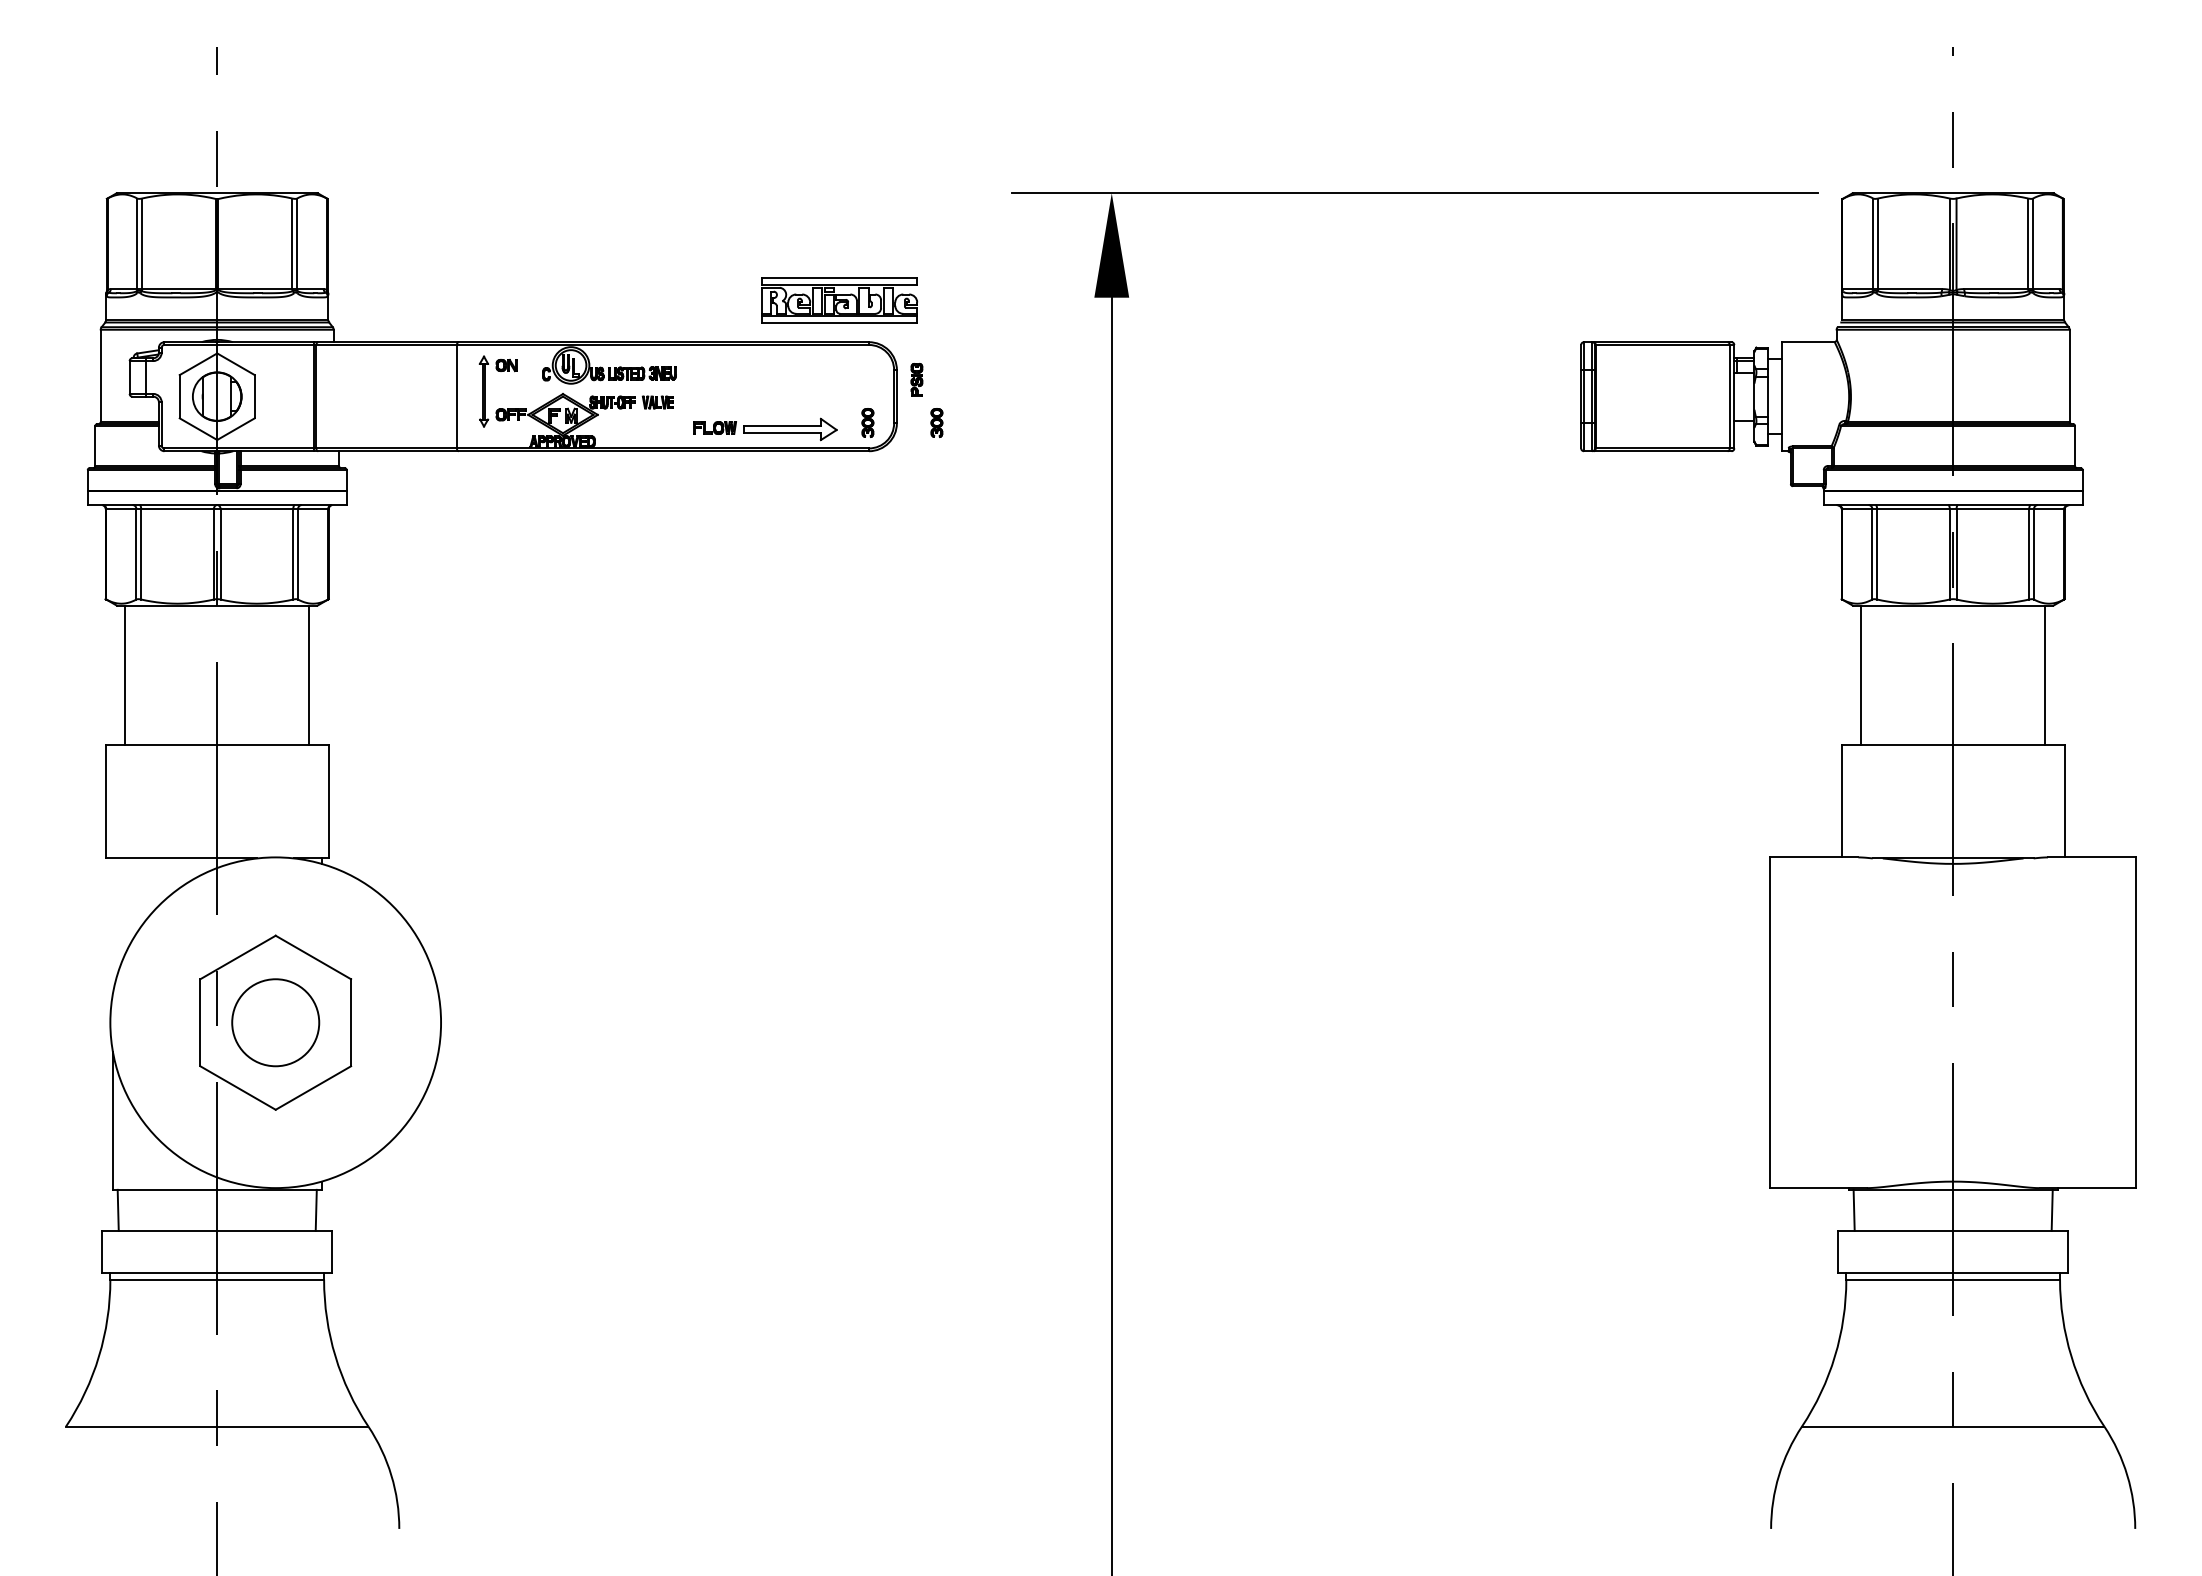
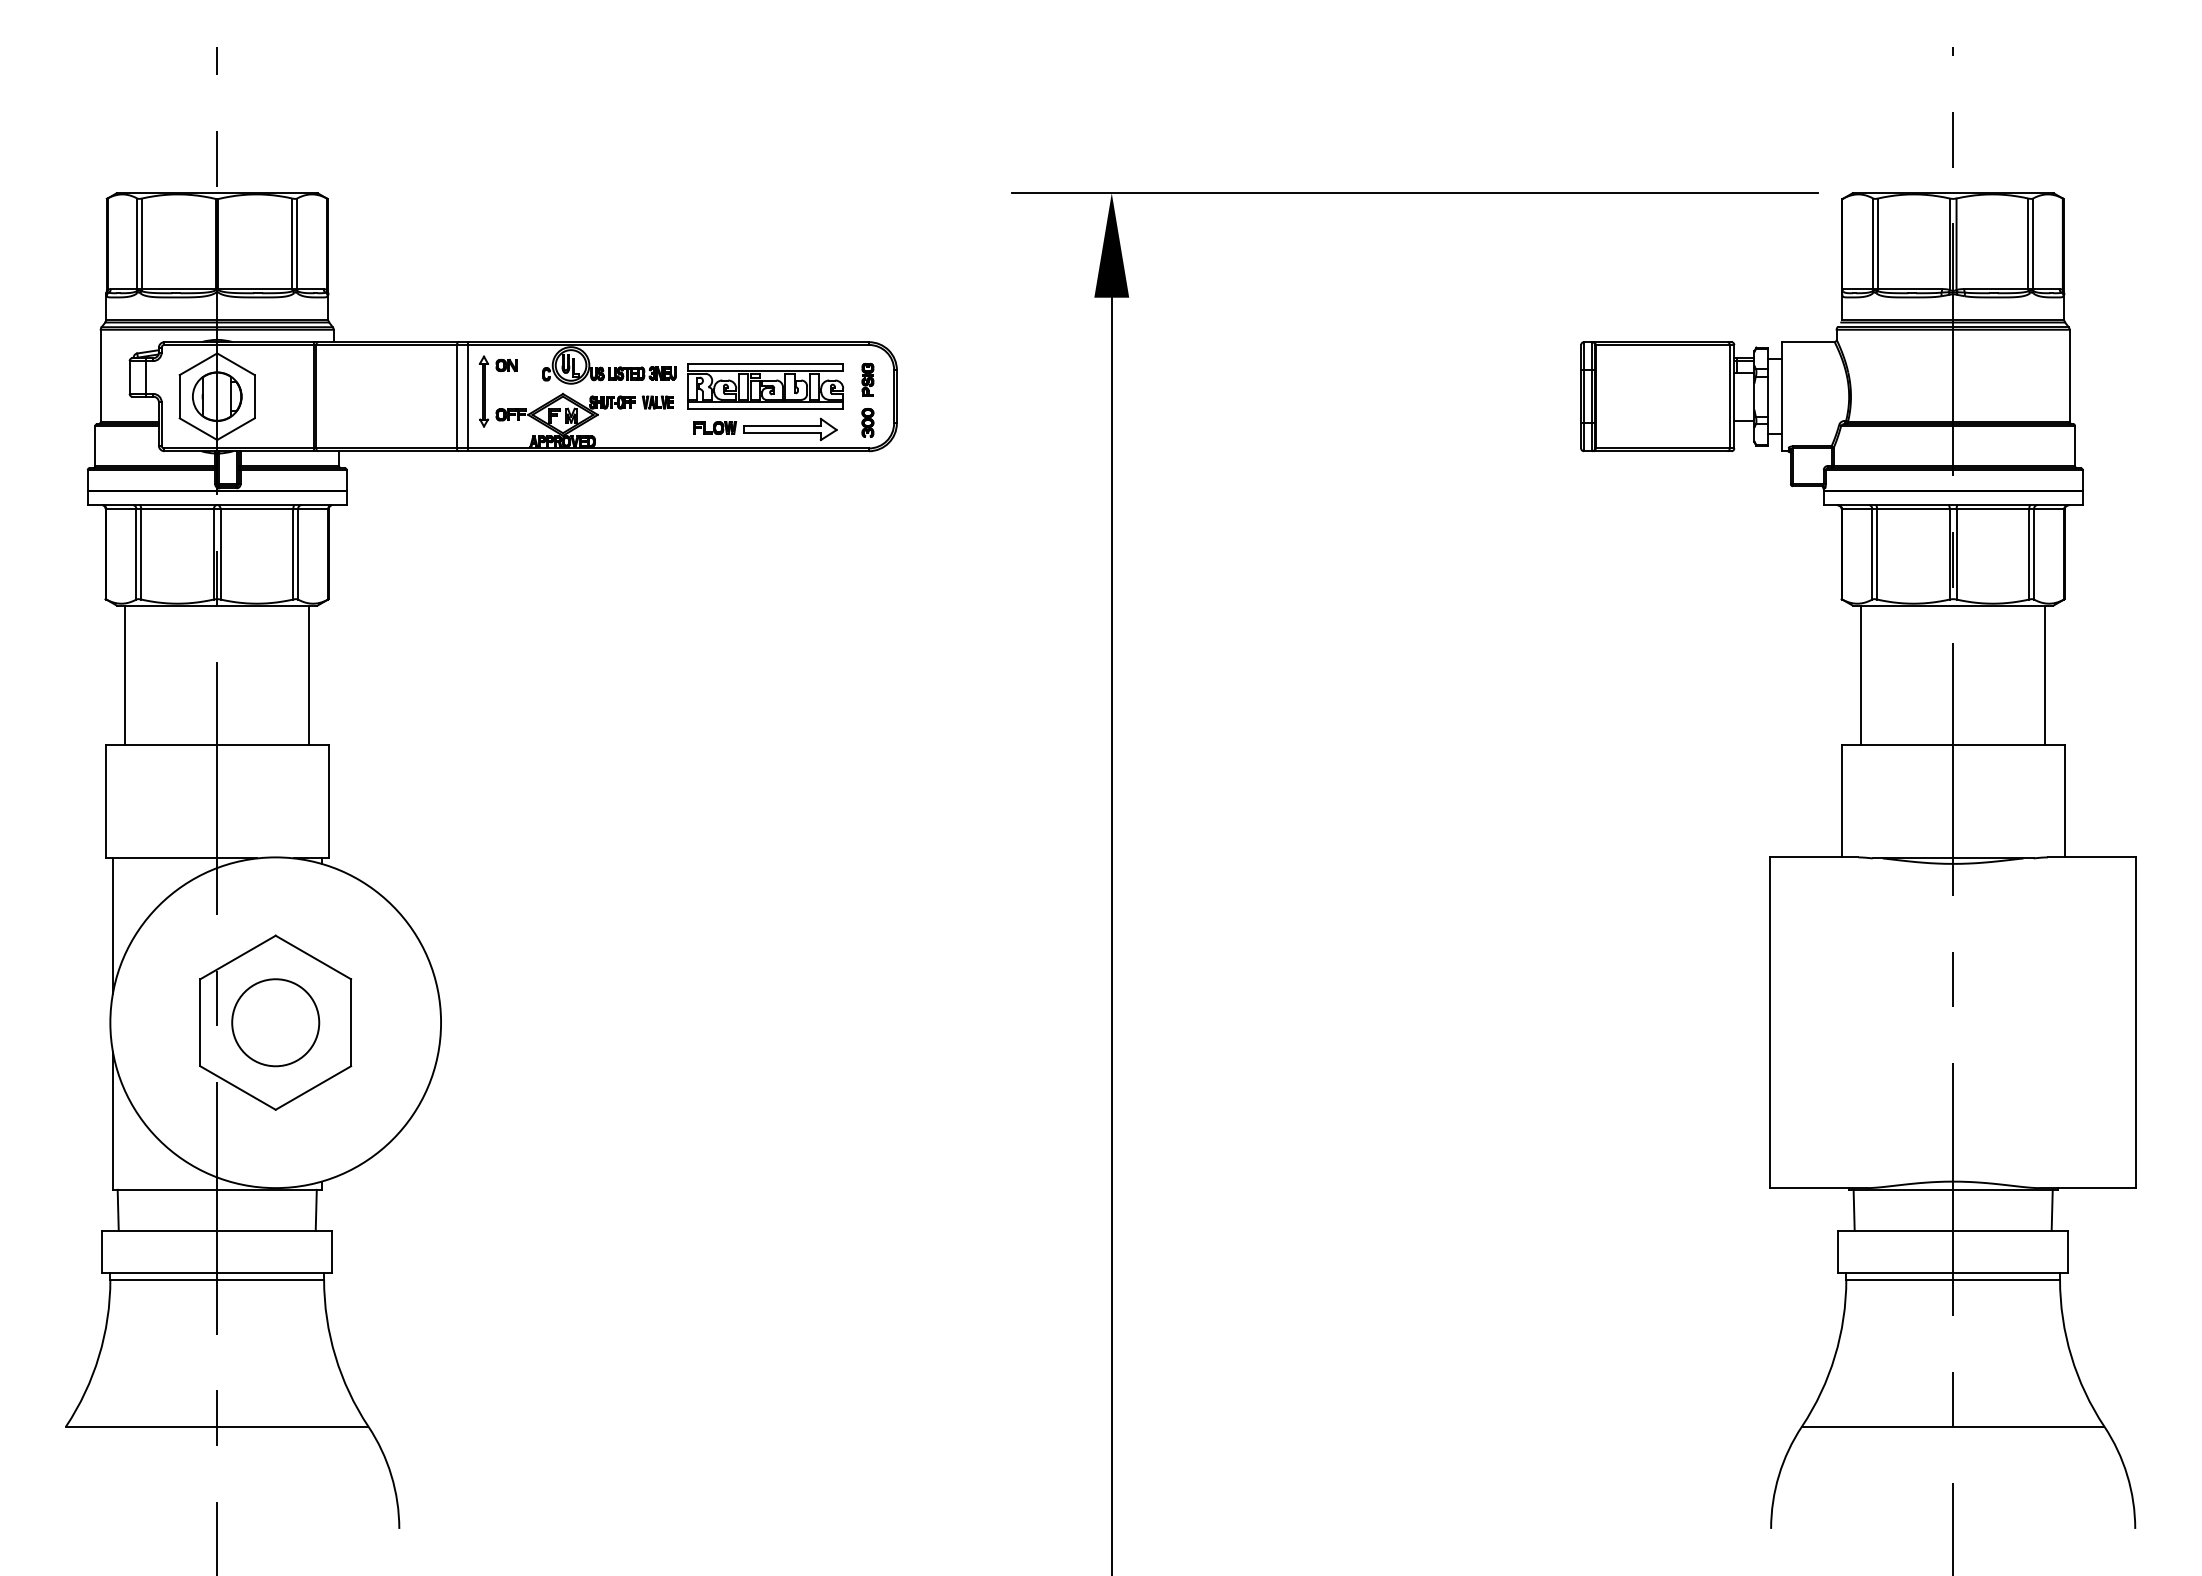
part position: (839, 300) -> (765, 386) (765, 386)
part position: (916, 379) -> (867, 379) (867, 379)
line: none -> present (468, 396)
part: present -> none (936, 422)
line: none -> present (112, 925)
